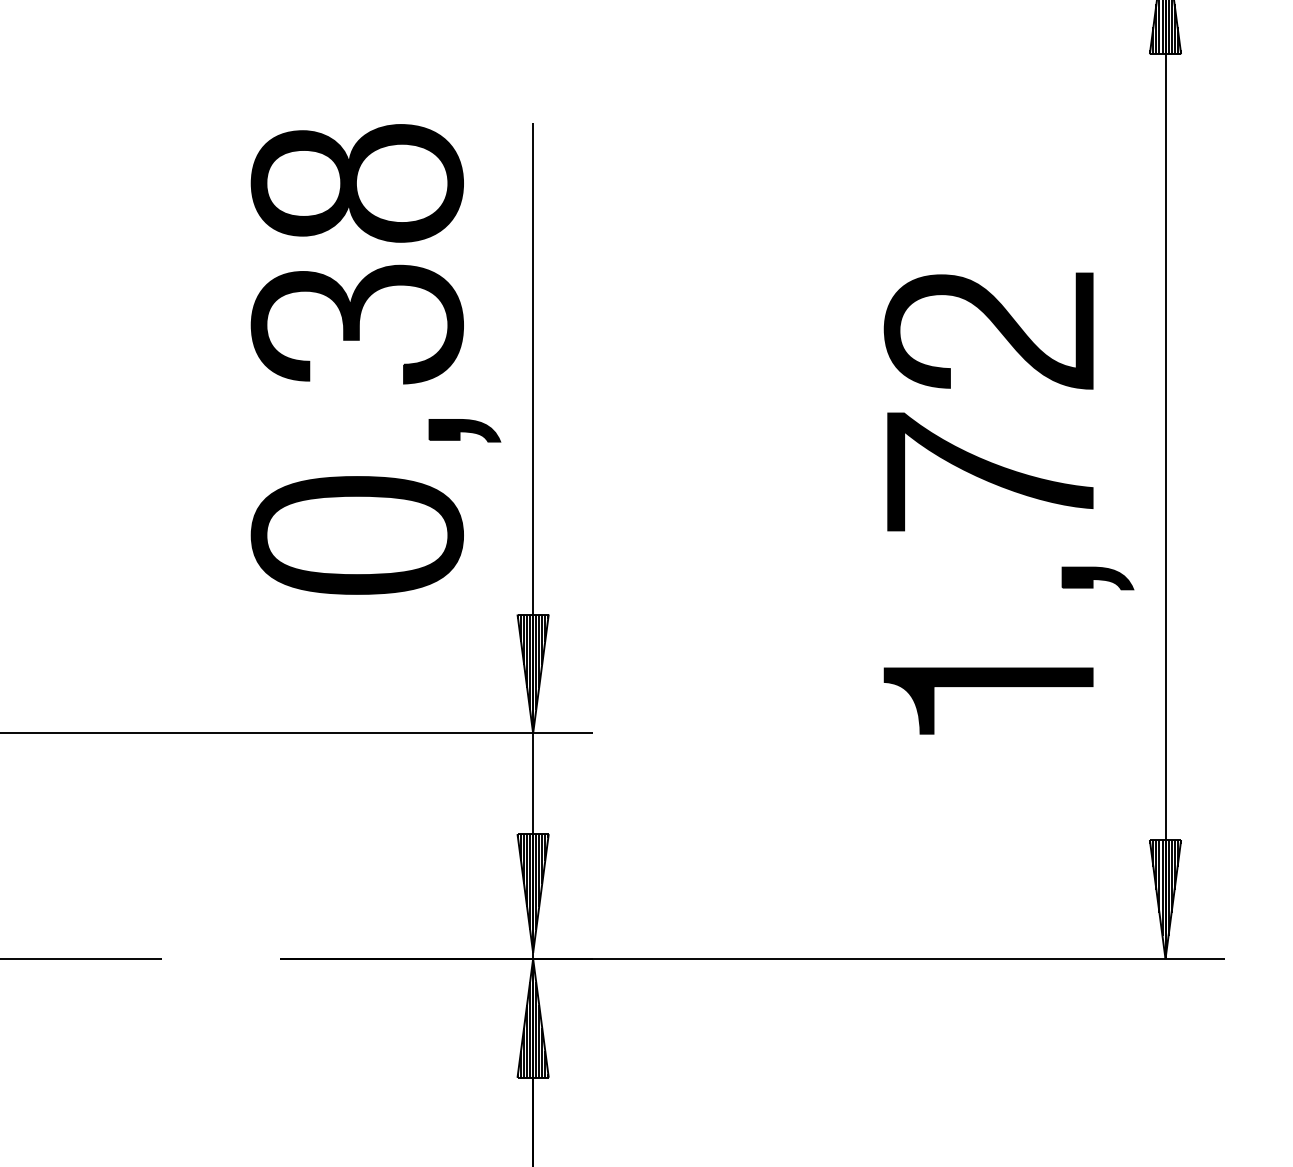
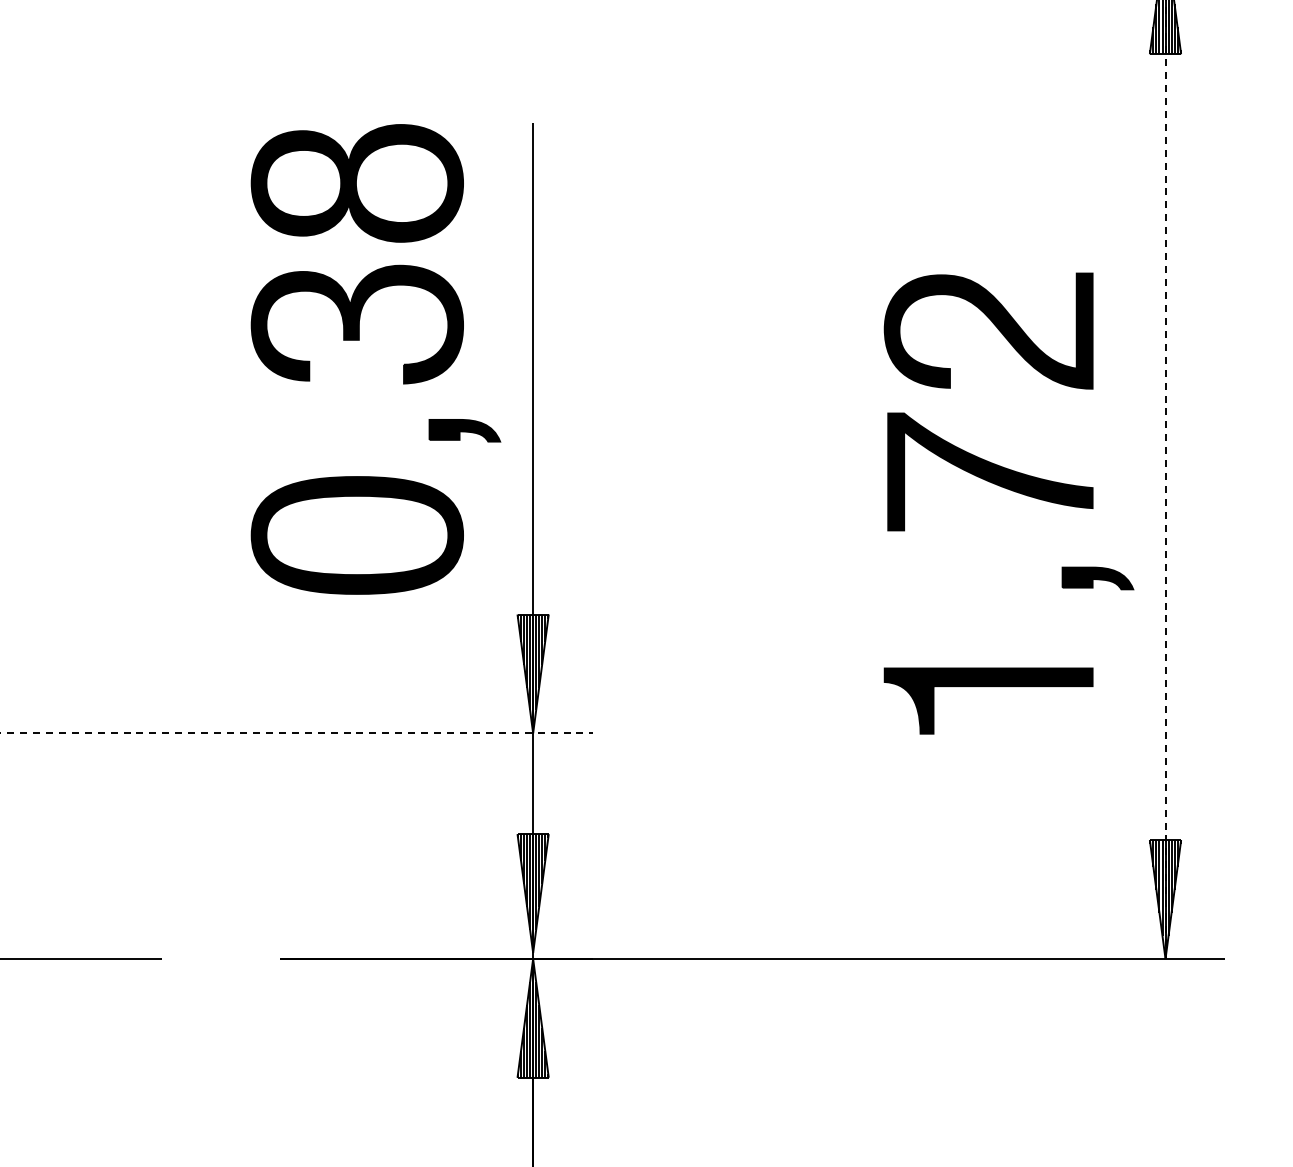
line: solid -> dashed (1165, 479)
line: solid -> dashed (296, 733)
